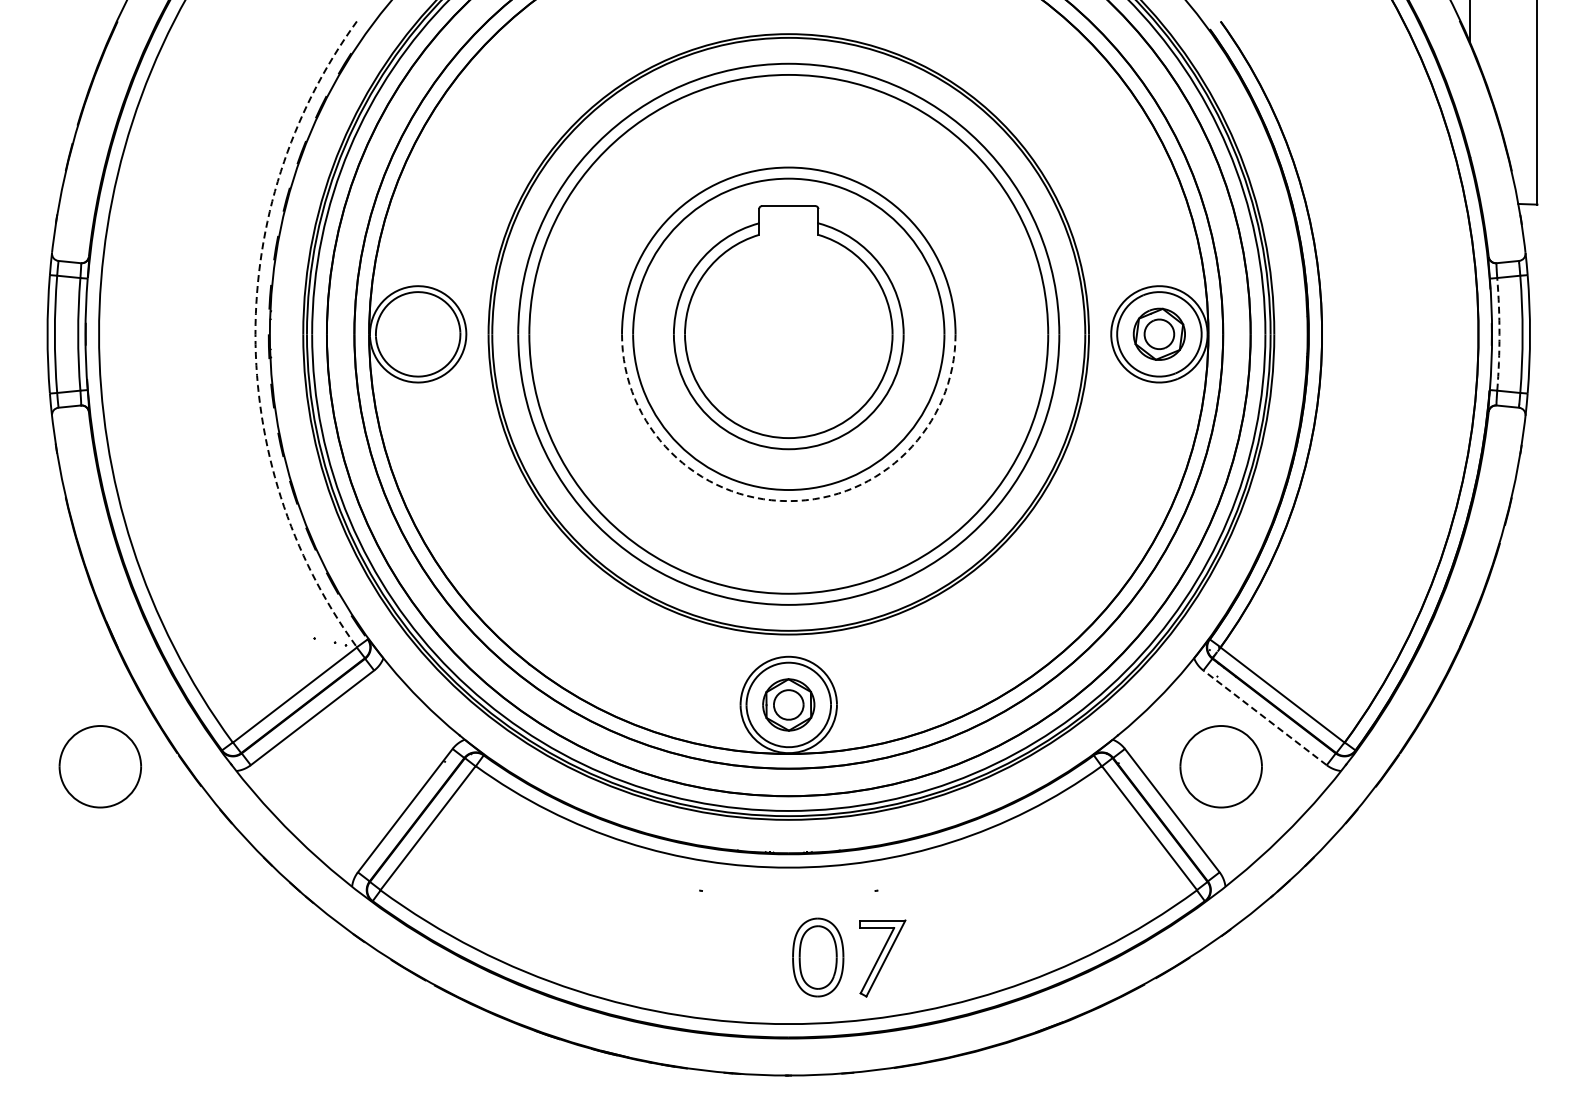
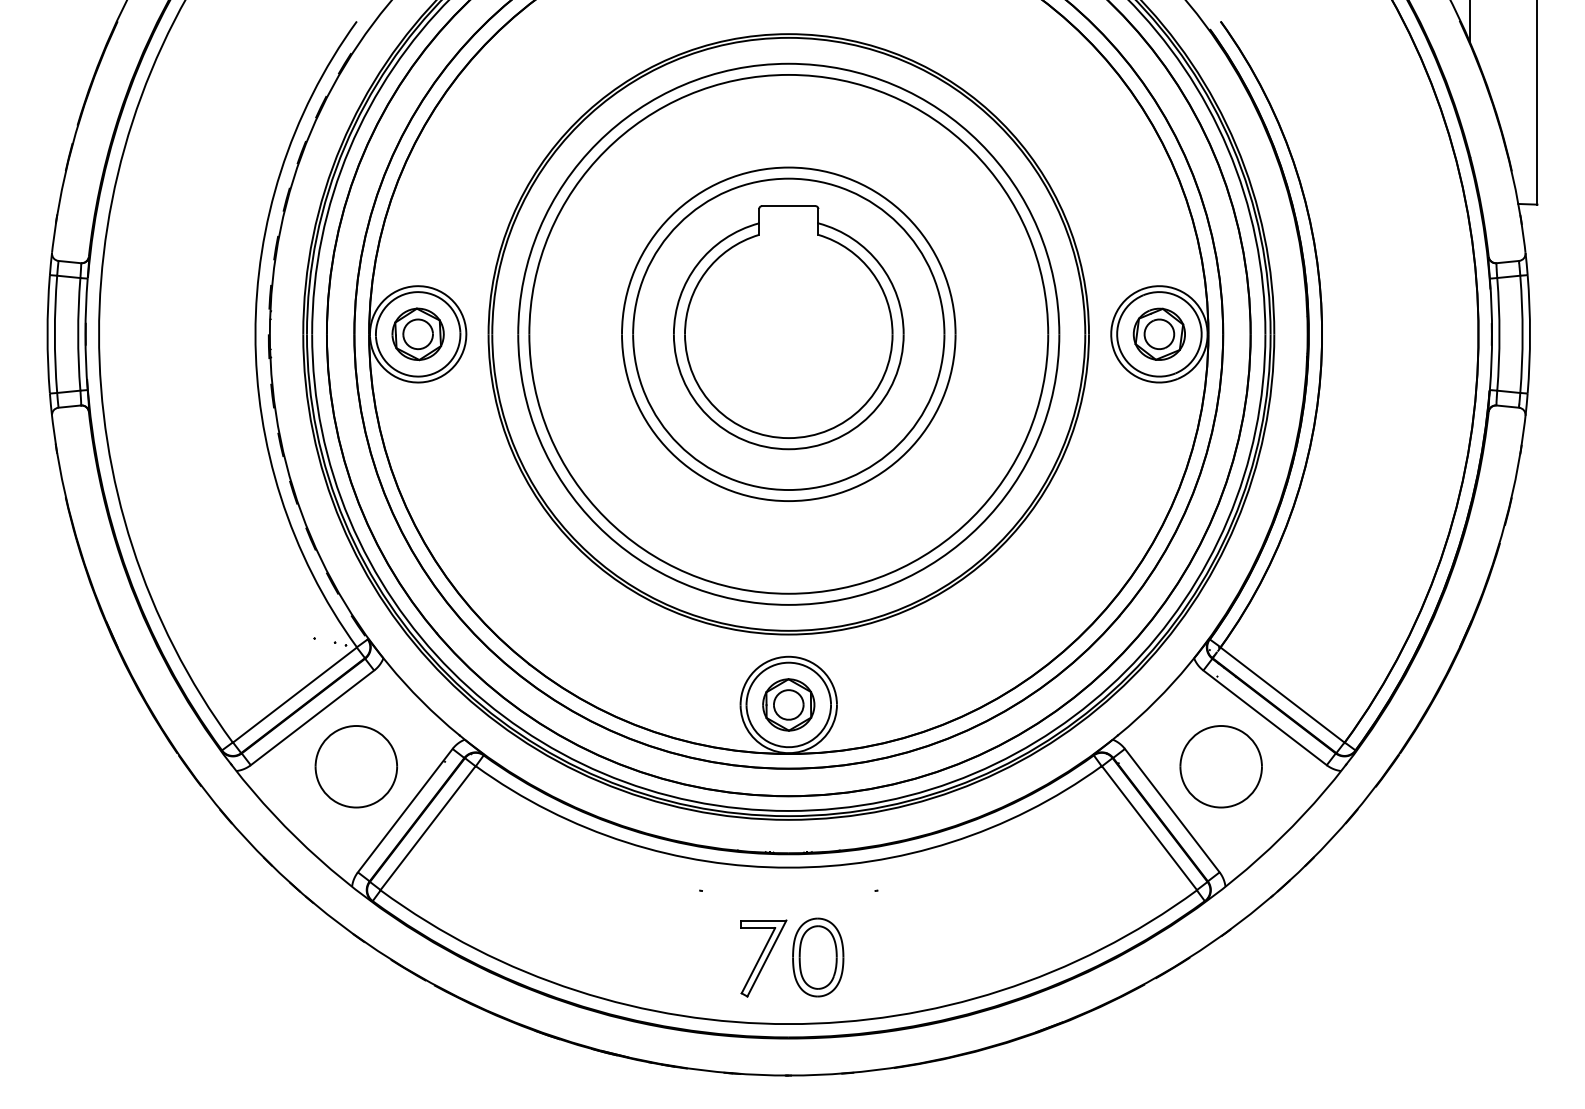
arc: dashed -> solid (255, 334)
part: none -> present (417, 334)
arc: dashed -> solid (1499, 334)
arc: dashed -> solid (788, 501)
line: dashed -> solid (1265, 717)
part position: (99, 766) -> (355, 766) (355, 766)
part position: (882, 958) -> (763, 958) (763, 958)
